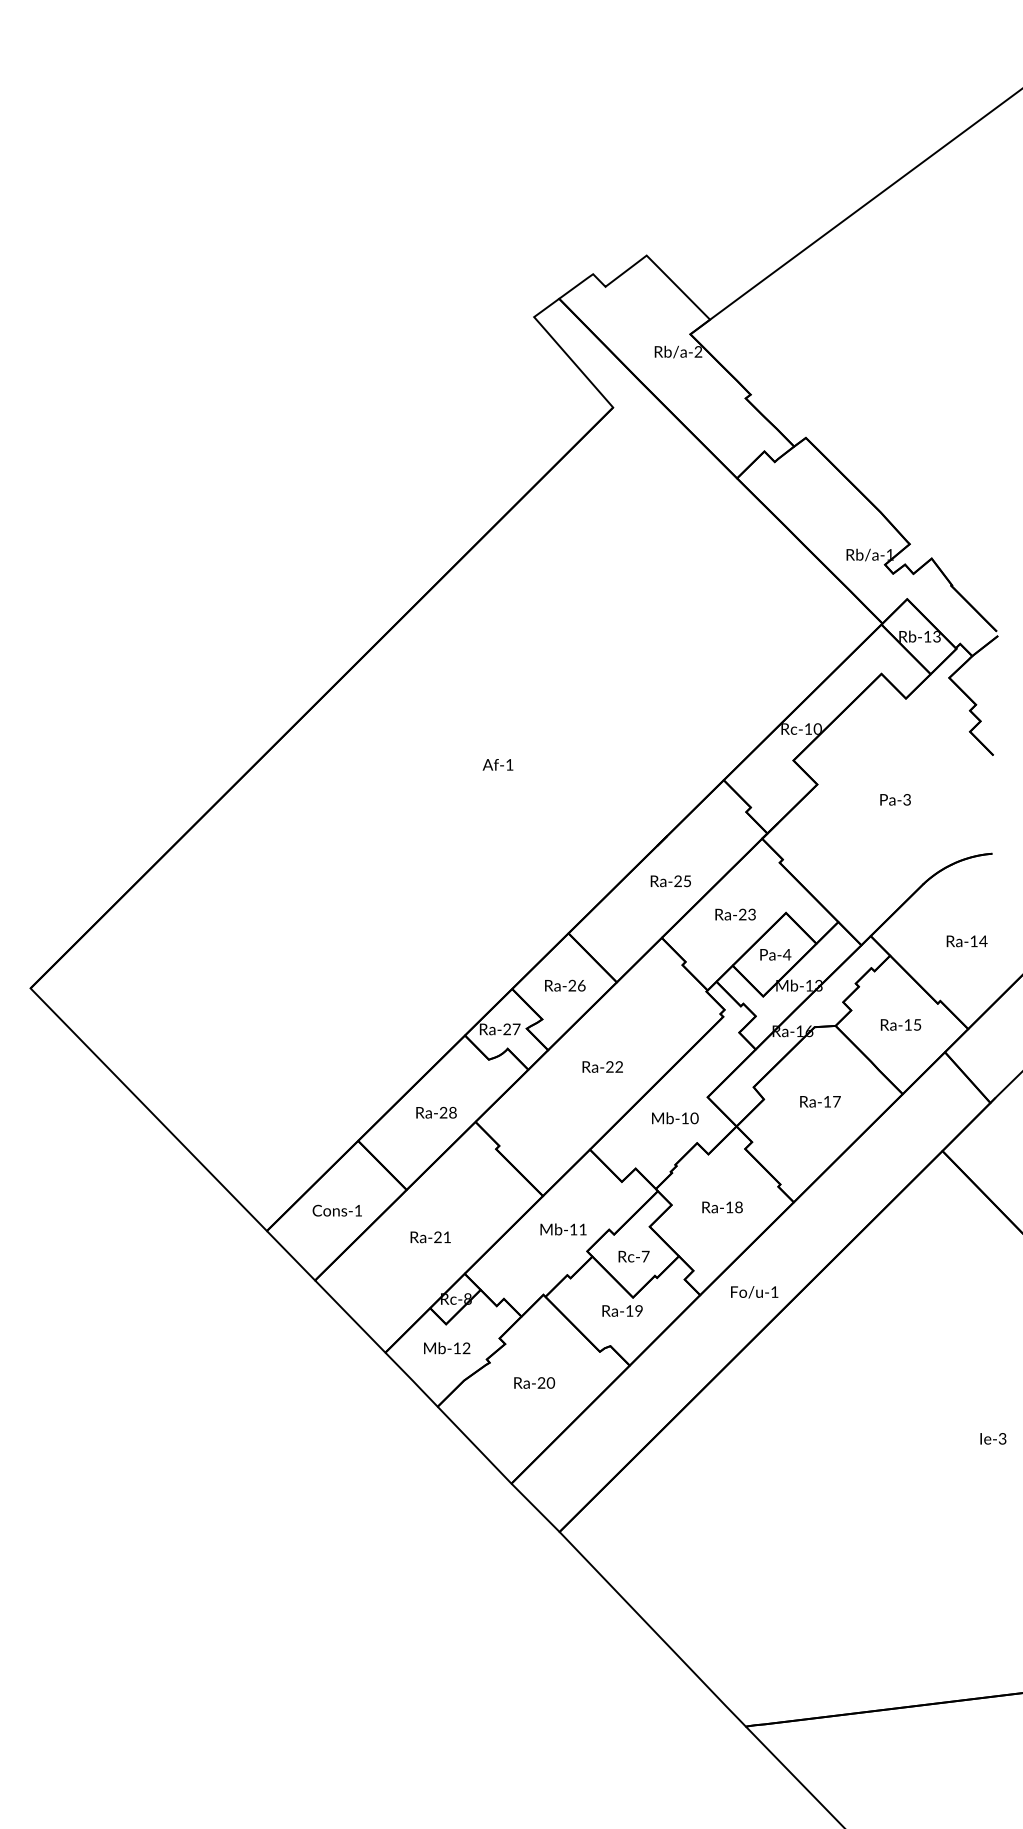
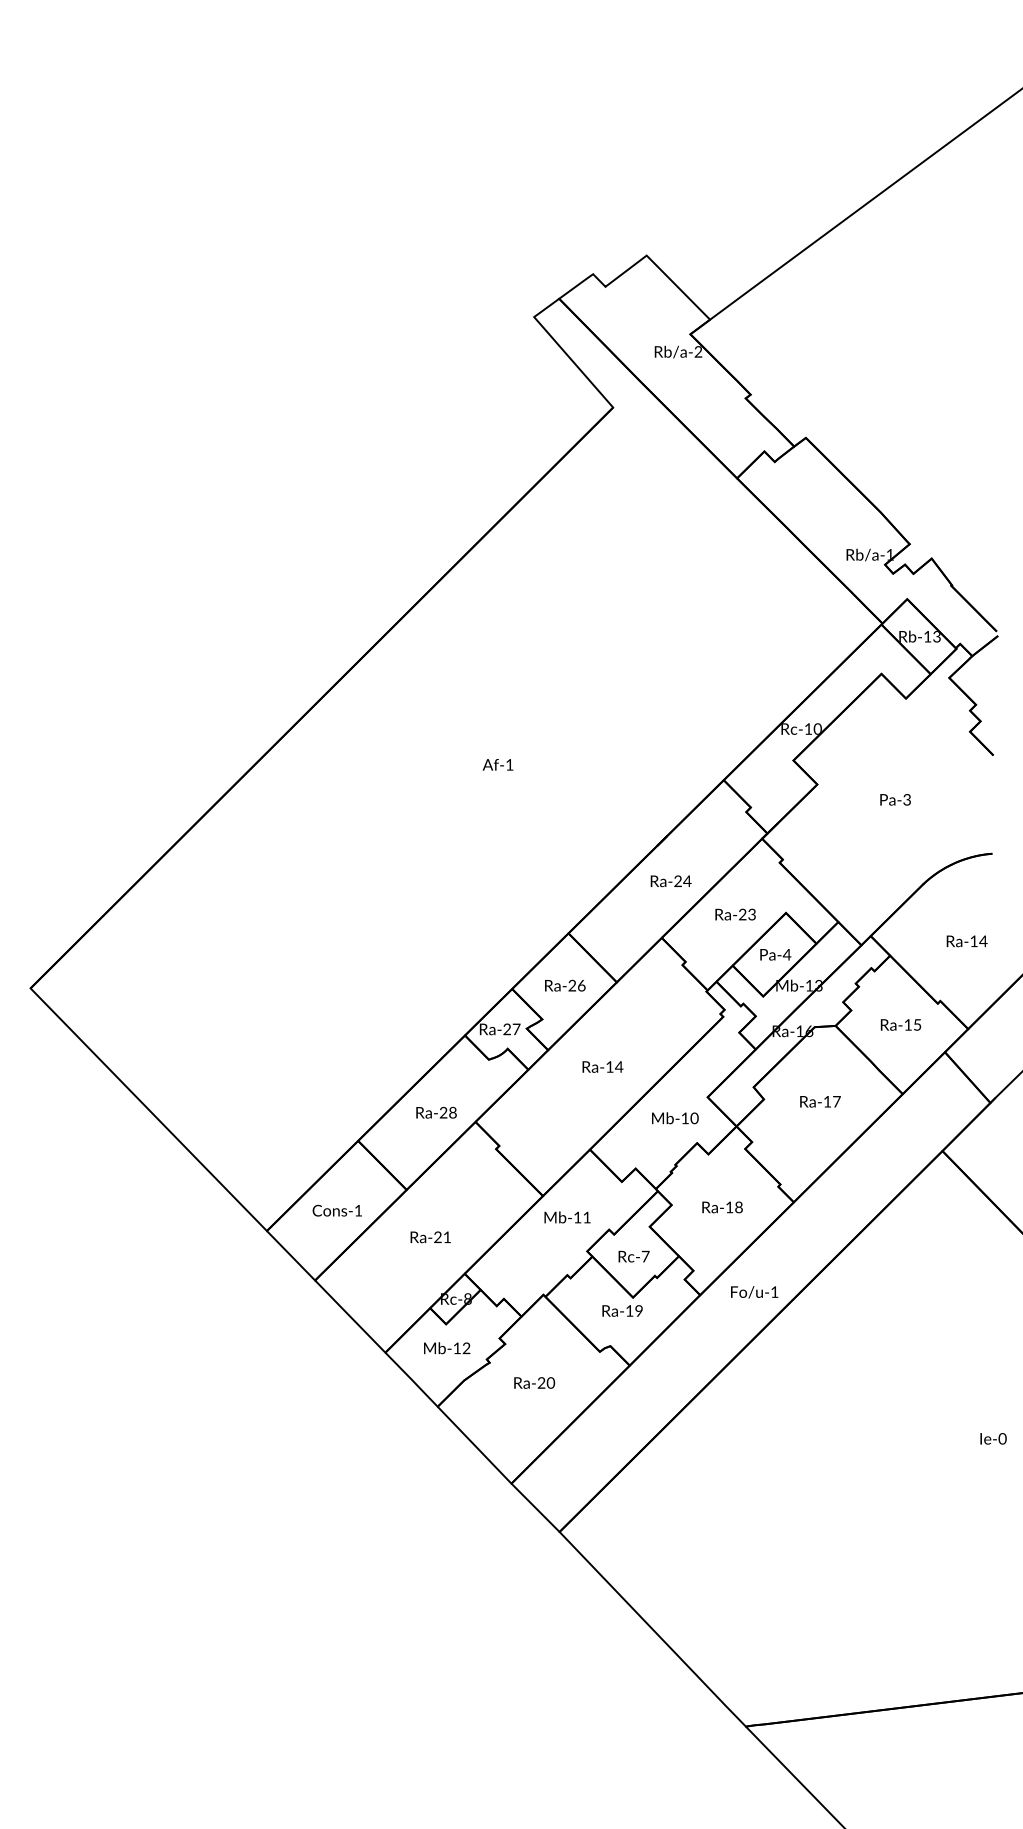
text: Ra-25 -> Ra-24 (687, 881)
text: Ra-22 -> Ra-14 (614, 1066)
text position: (563, 1229) -> (567, 1217) (567, 1217)
text: Ie-3 -> Ie-0 (1002, 1438)
